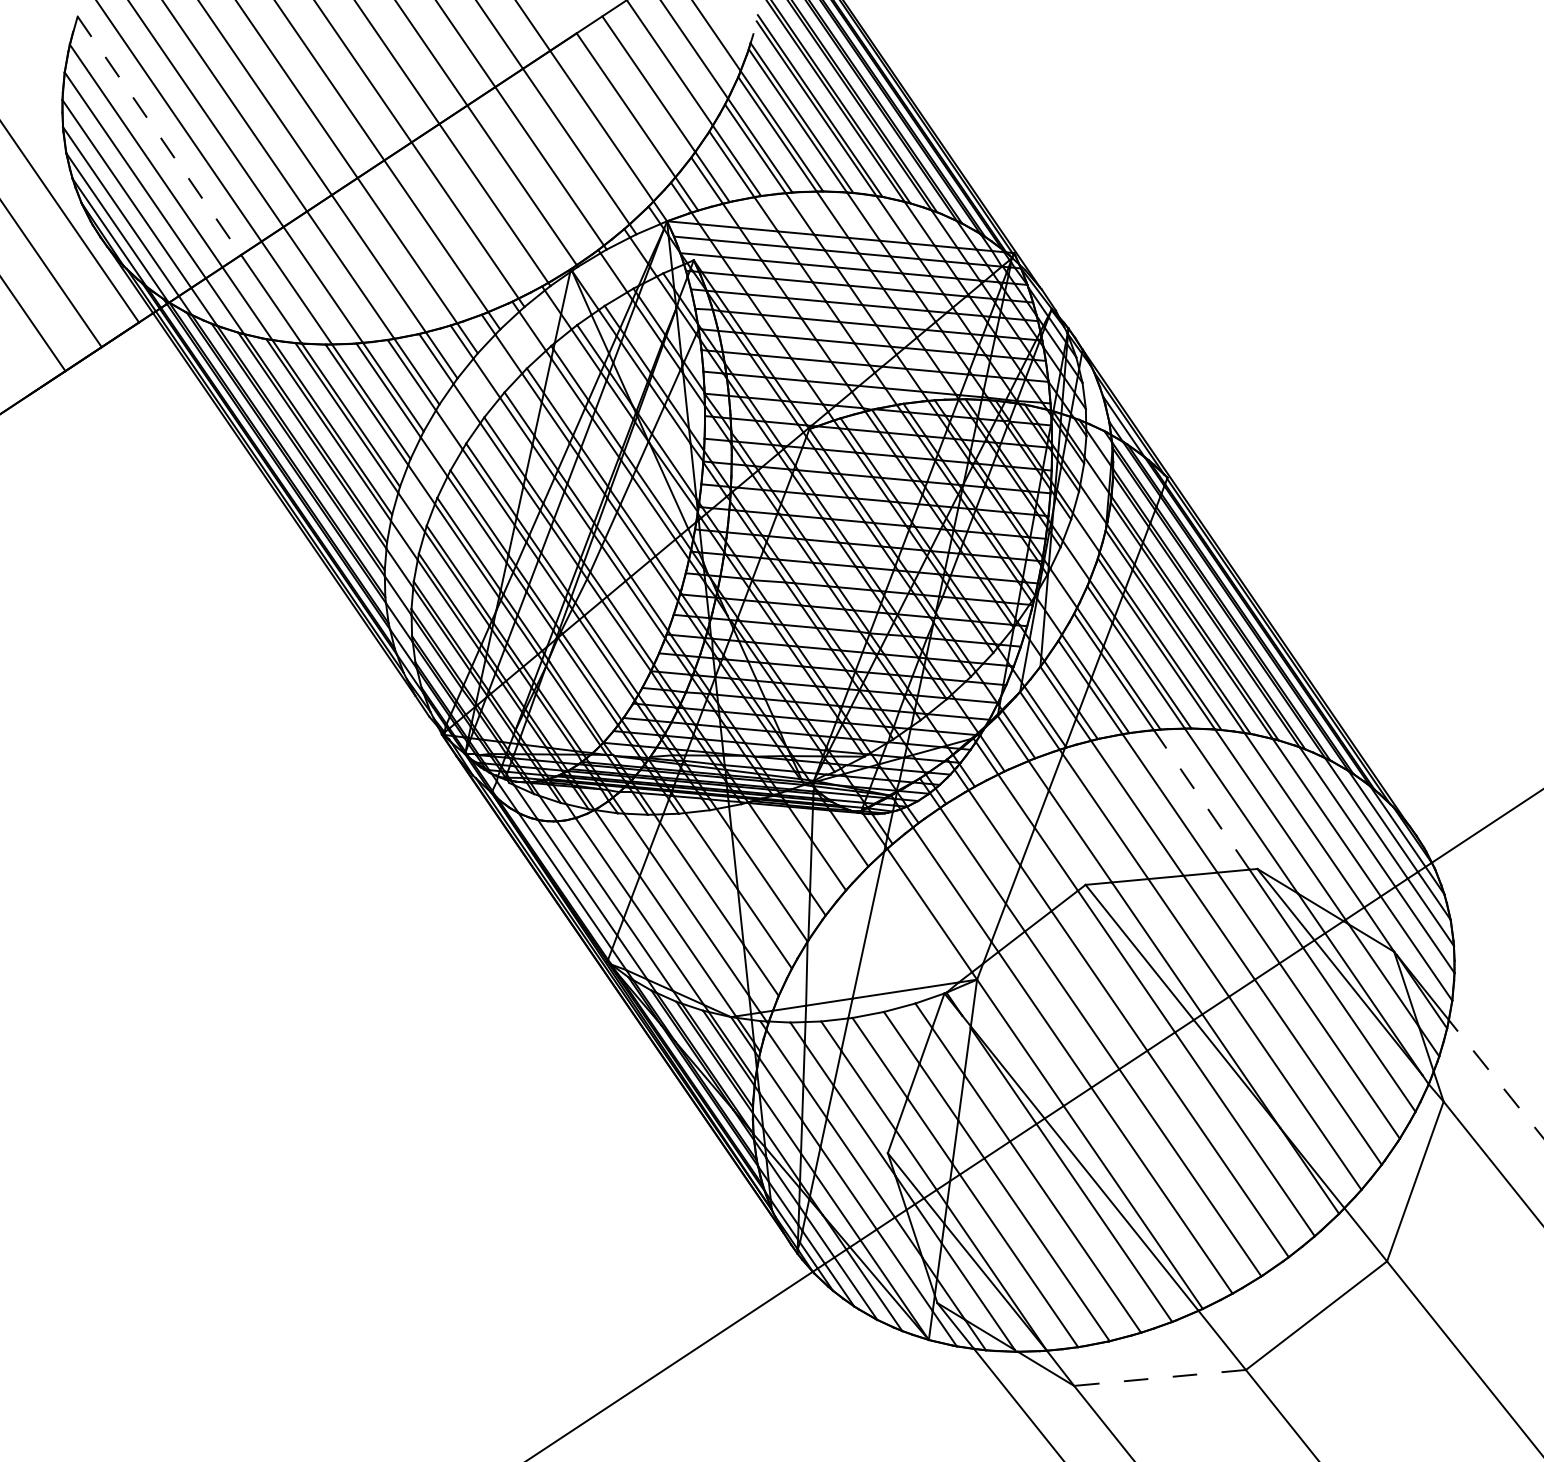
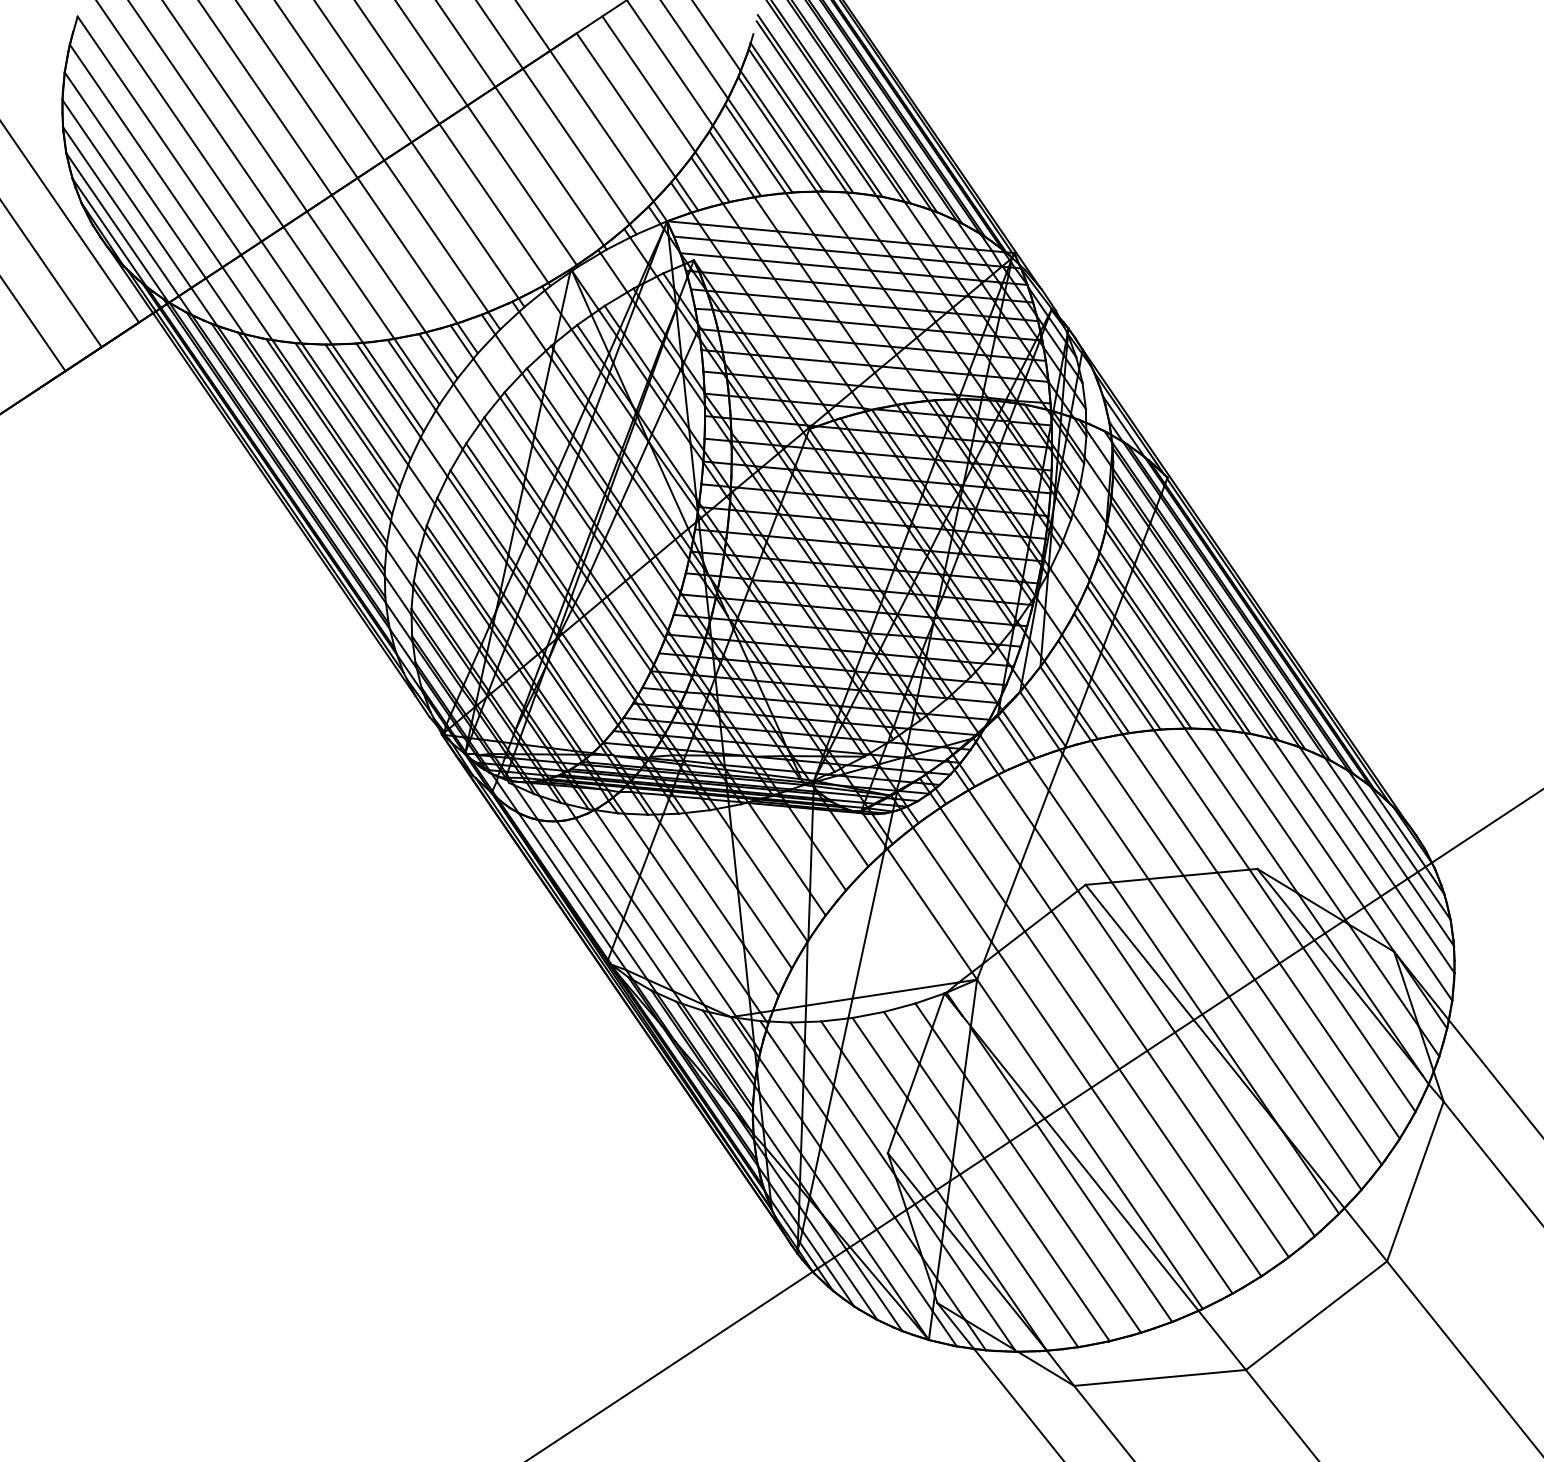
line: dashed -> solid (159, 135)
line: dashed -> solid (1201, 799)
line: dashed -> solid (1496, 1079)
line: dashed -> solid (1159, 1377)
